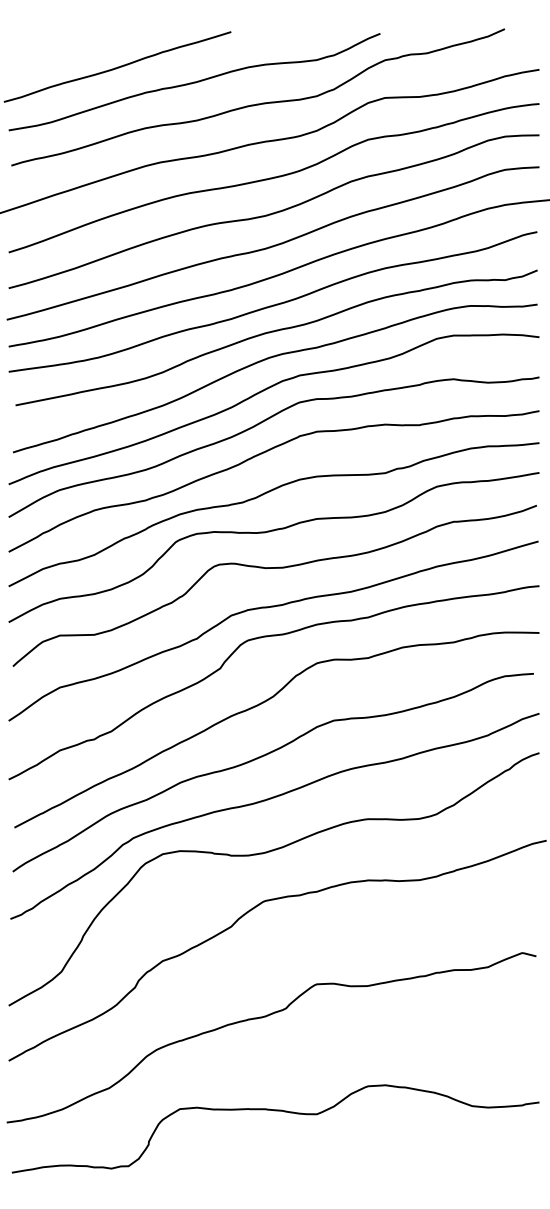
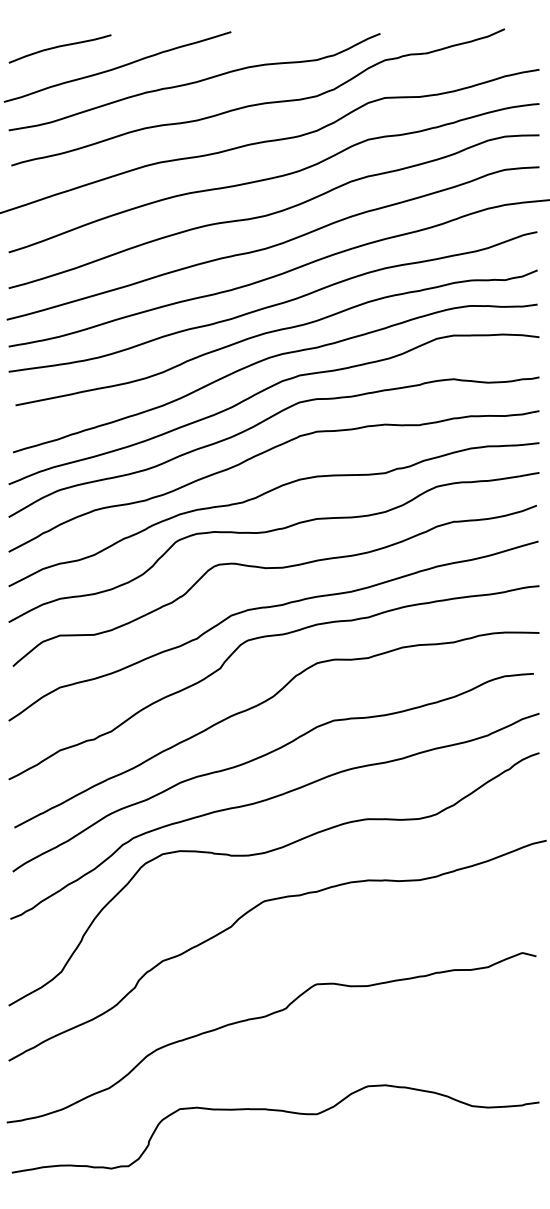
curve: none -> present (59, 47)
